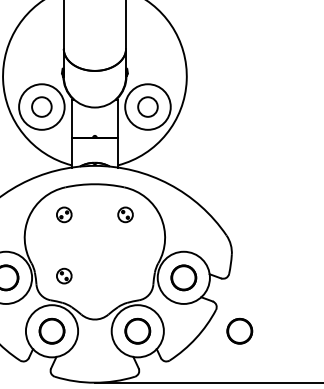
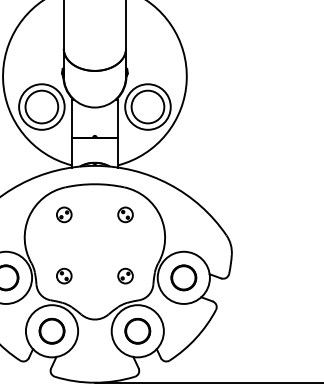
circle diameter: 20 px -> 33 px (41, 106)
circle diameter: 20 px -> 33 px (147, 106)
part: none -> present (125, 275)
part: present -> none (239, 330)
